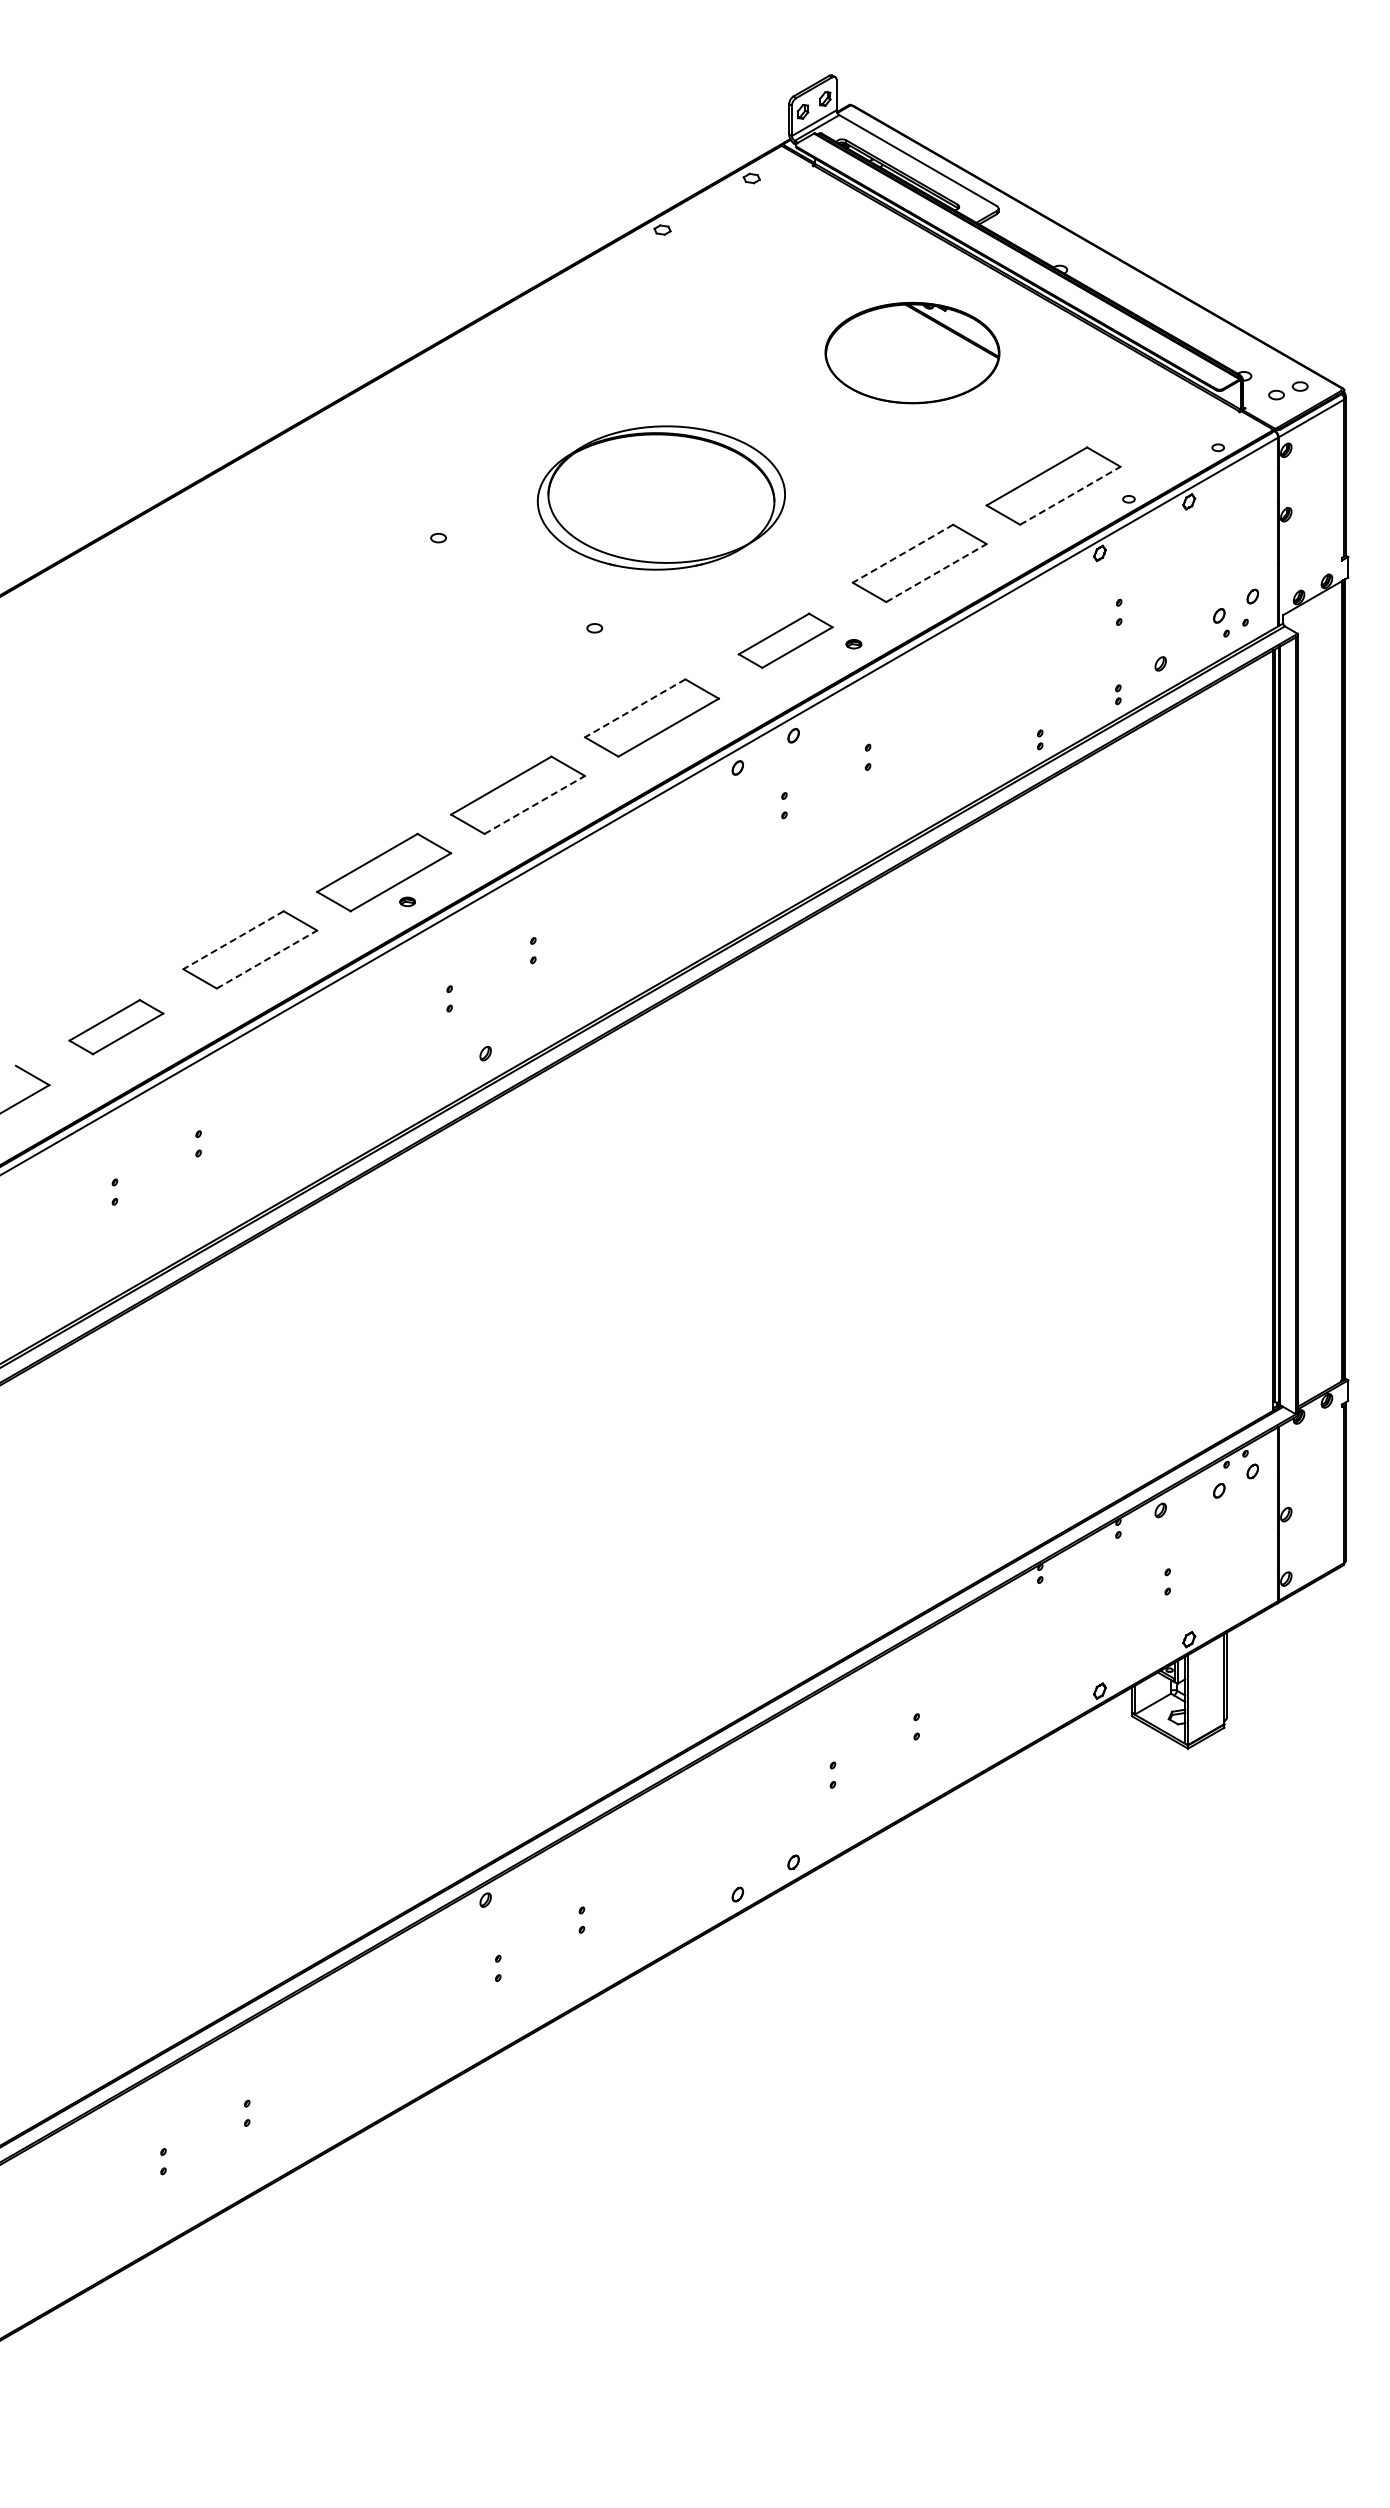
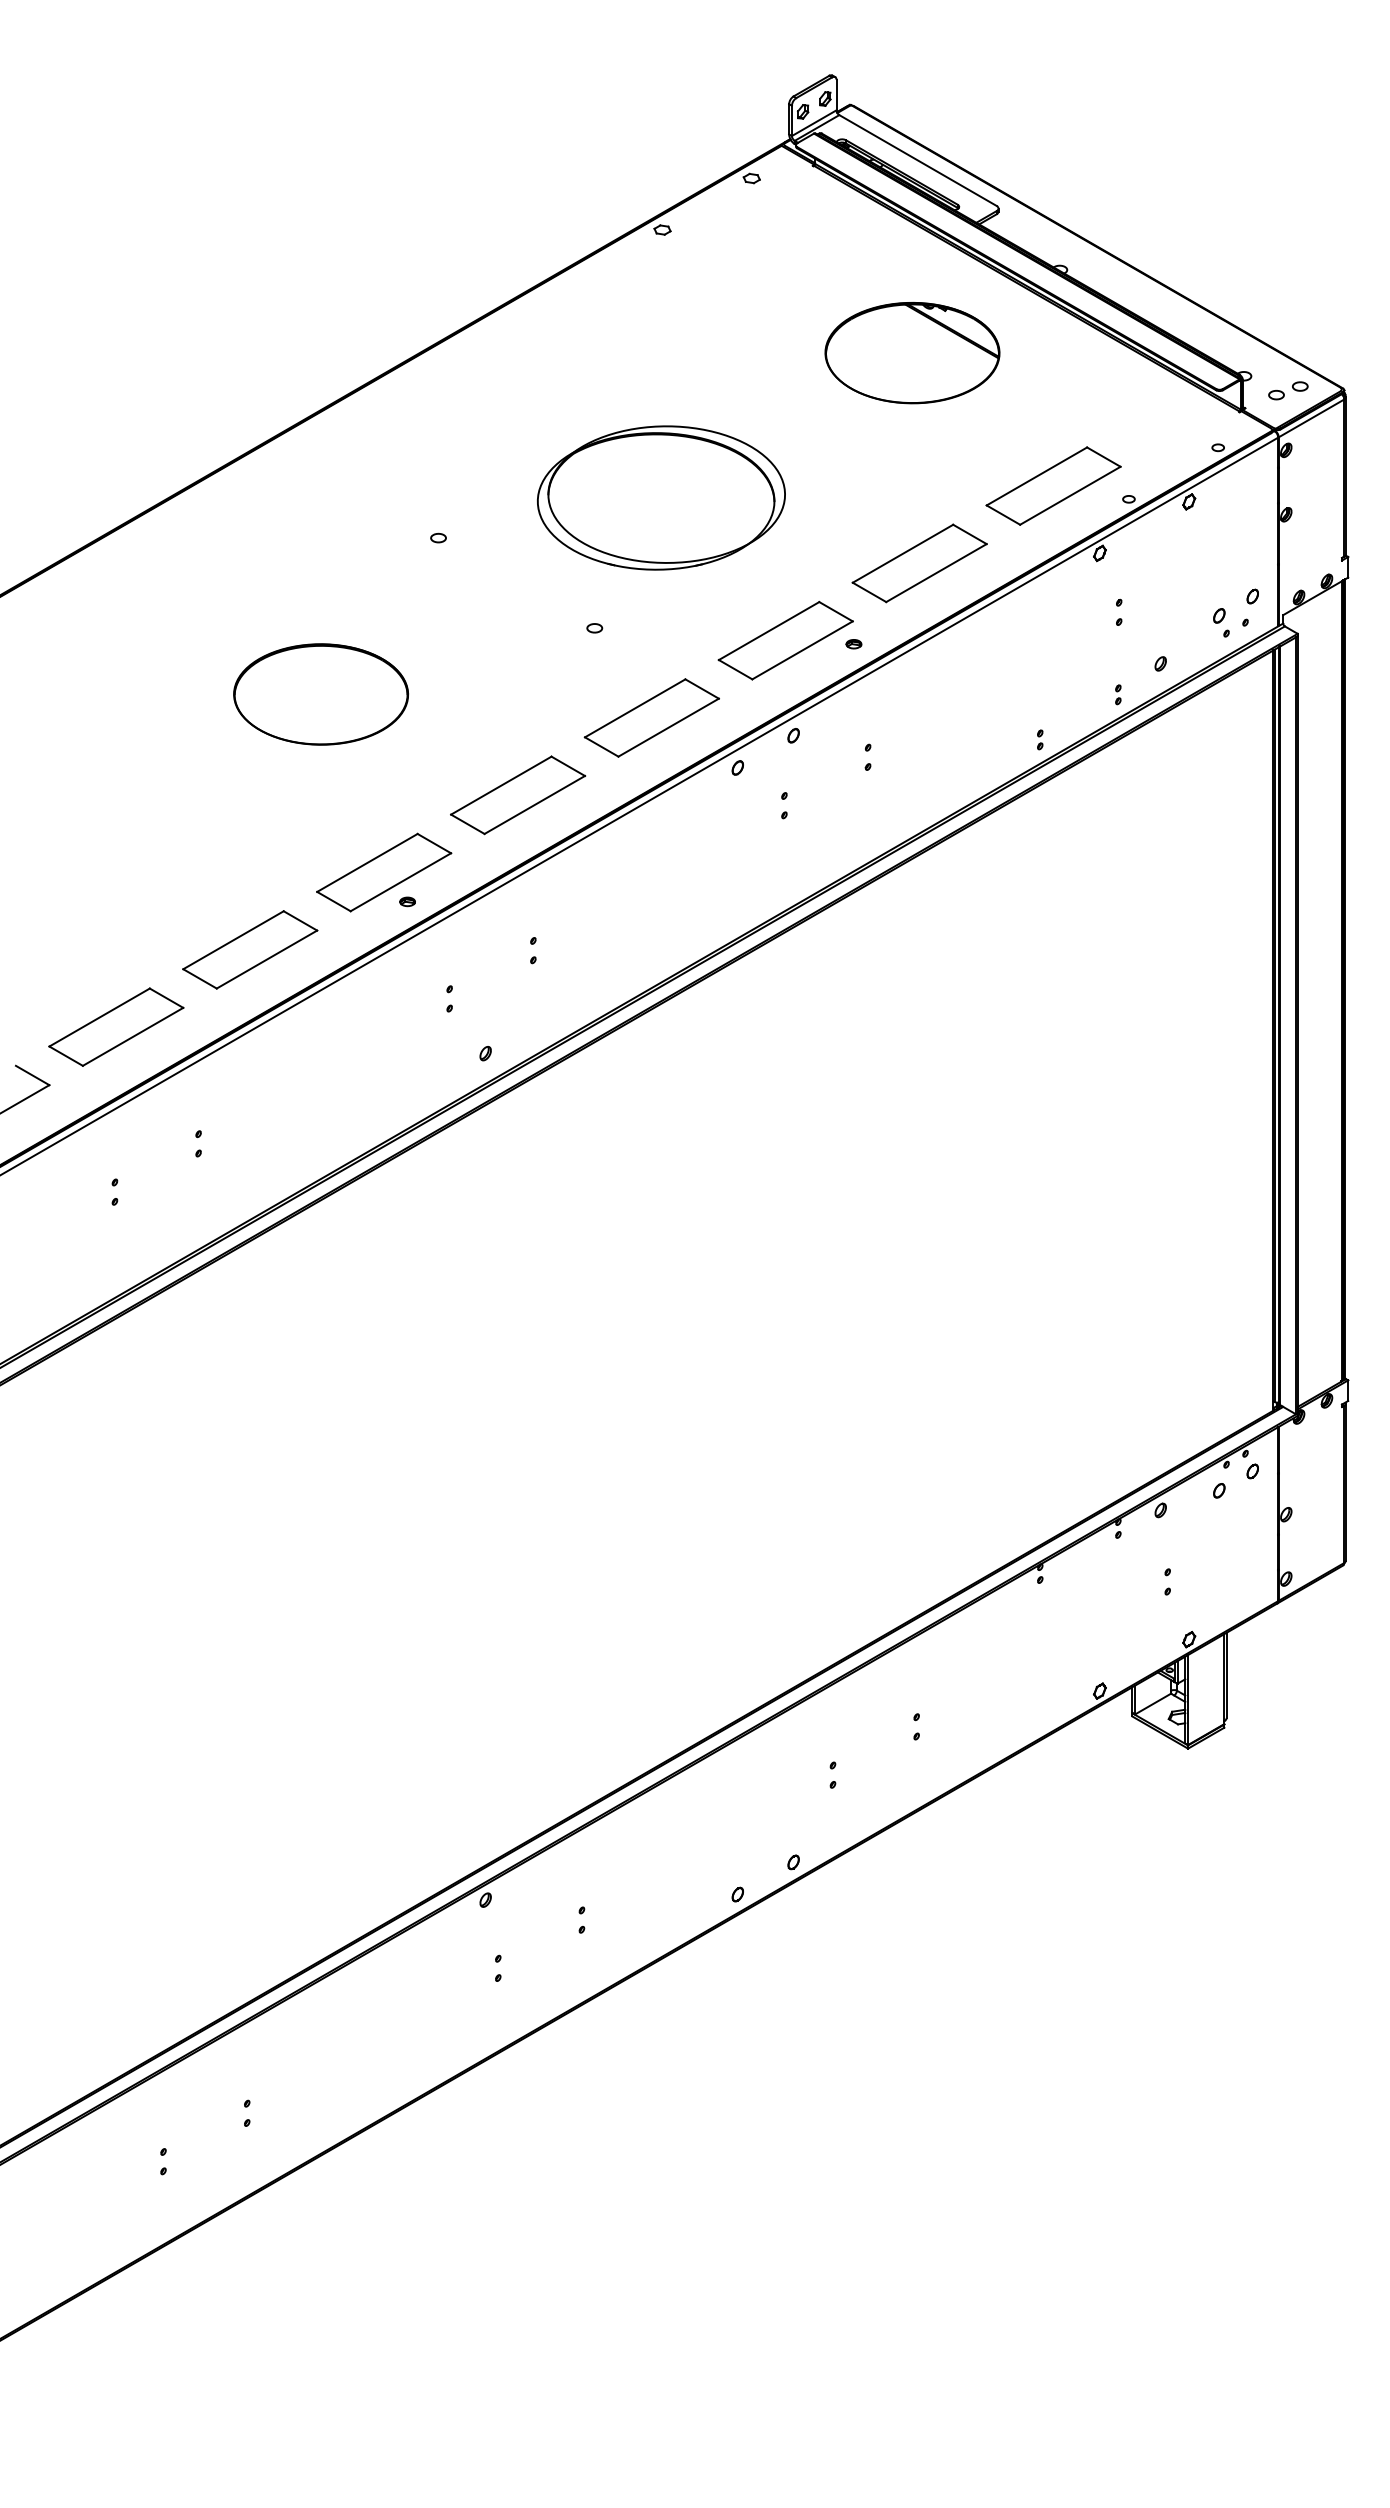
line: dashed -> solid (1070, 495)
line: dashed -> solid (903, 553)
line: dashed -> solid (936, 573)
part size: 97x57 px -> 137x80 px (785, 640)
part: none -> present (320, 694)
line: dashed -> solid (635, 708)
line: dashed -> solid (534, 804)
line: dashed -> solid (233, 940)
line: dashed -> solid (267, 959)
part size: 97x57 px -> 137x80 px (116, 1026)
